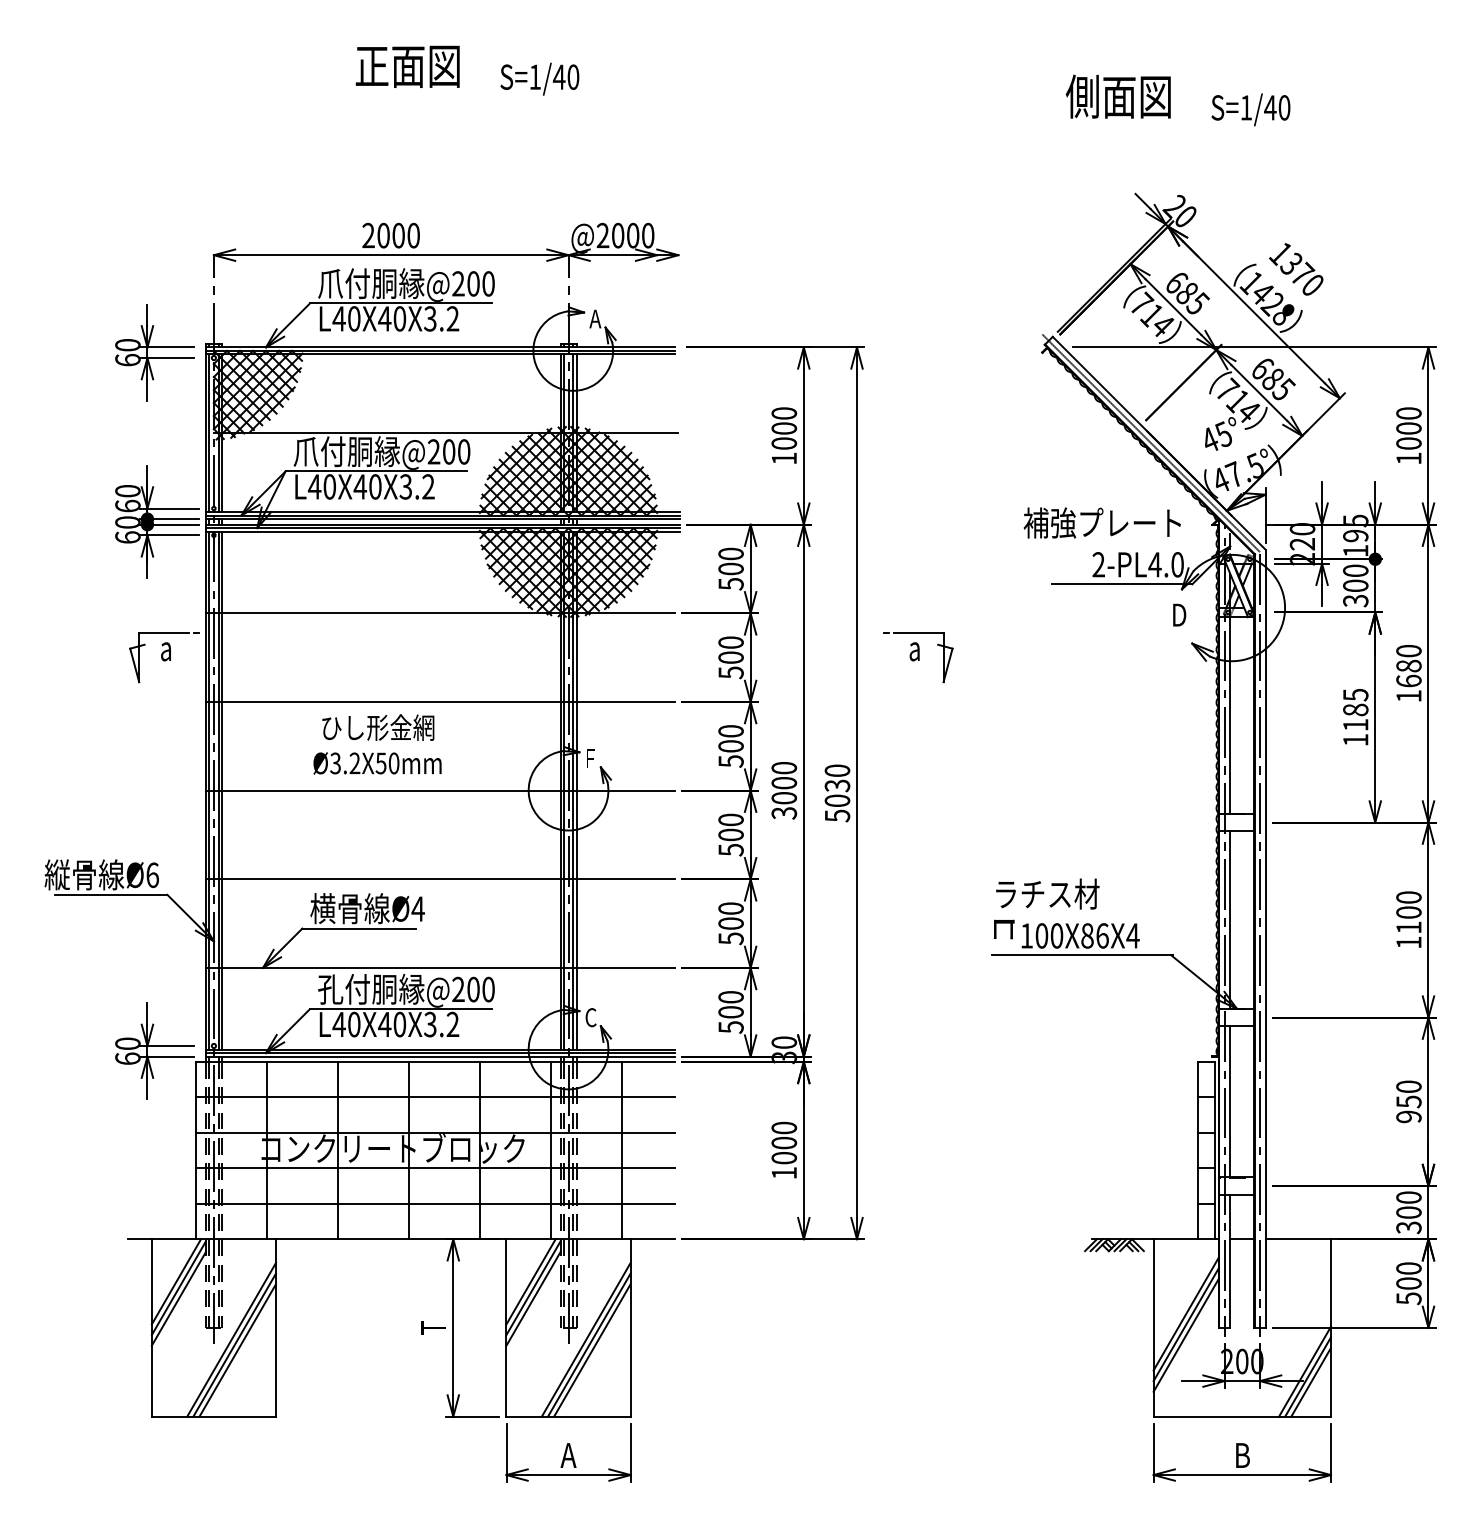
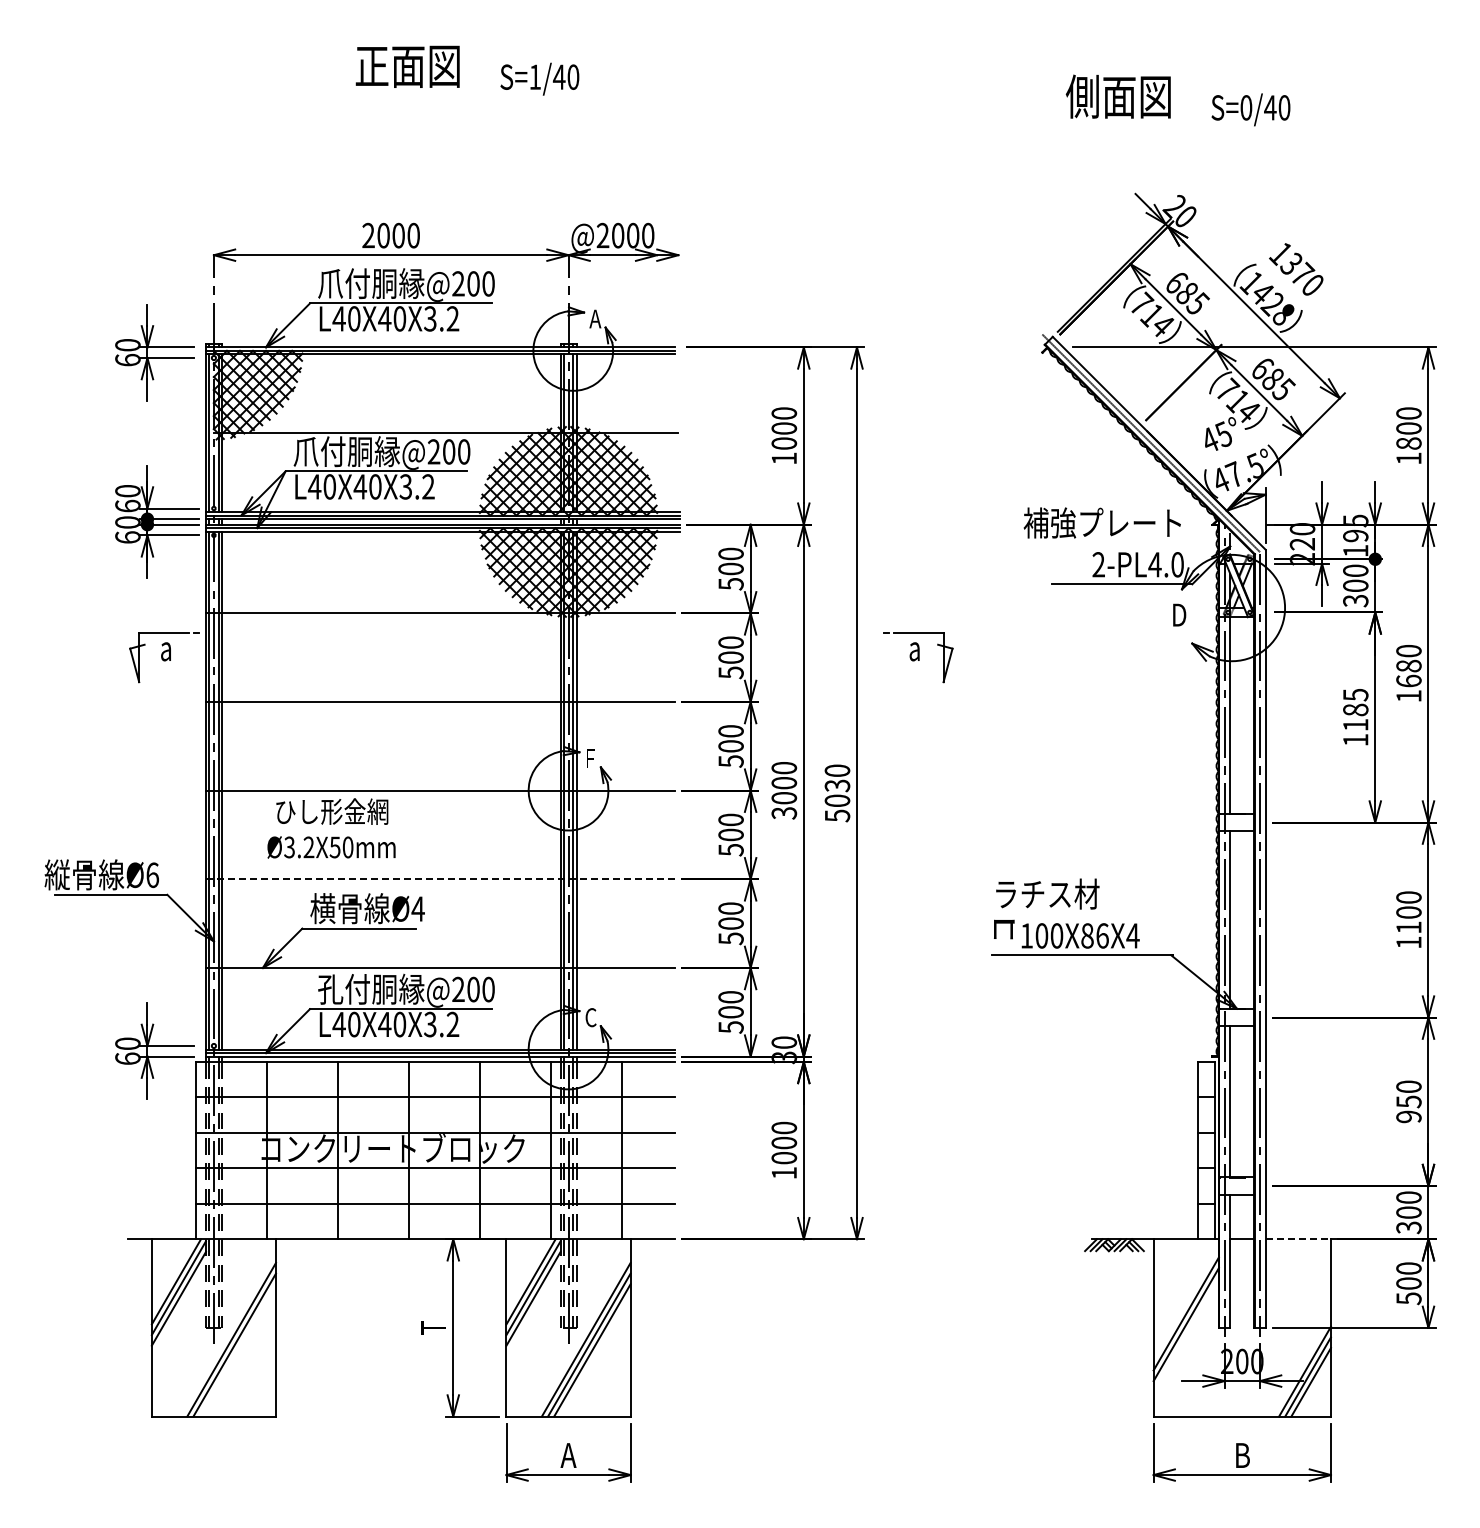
text: S=1/40 -> S=0/40 (1246, 107)
text: 1000 -> 1800 (1408, 443)
text position: (377, 744) -> (331, 828) (331, 828)
line: solid -> dashed (440, 879)
line: solid -> dashed (1298, 1239)
line: present -> none (1185, 1334)
line: present -> none (237, 1350)
